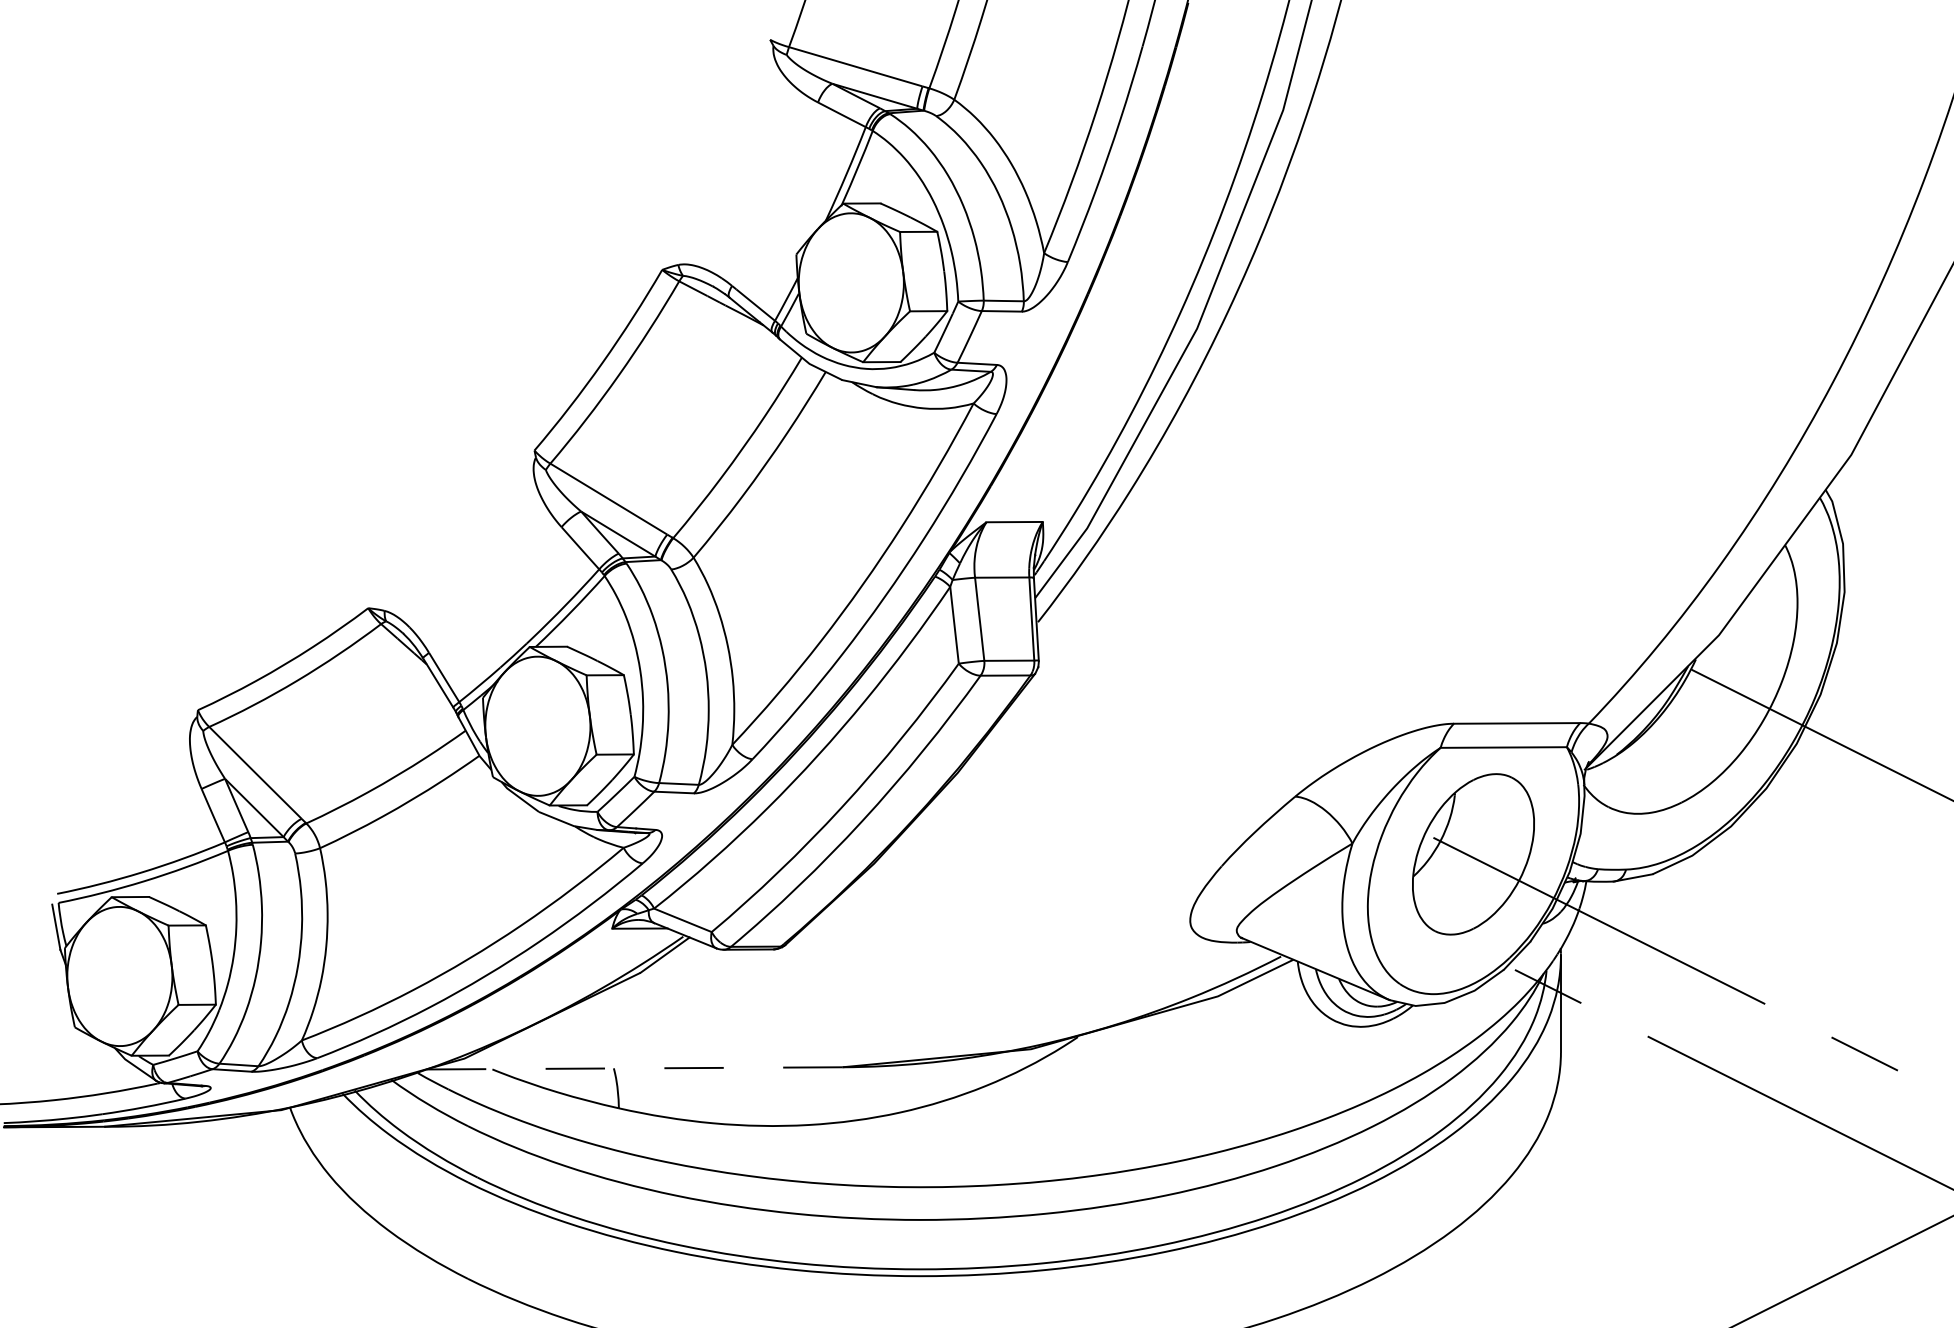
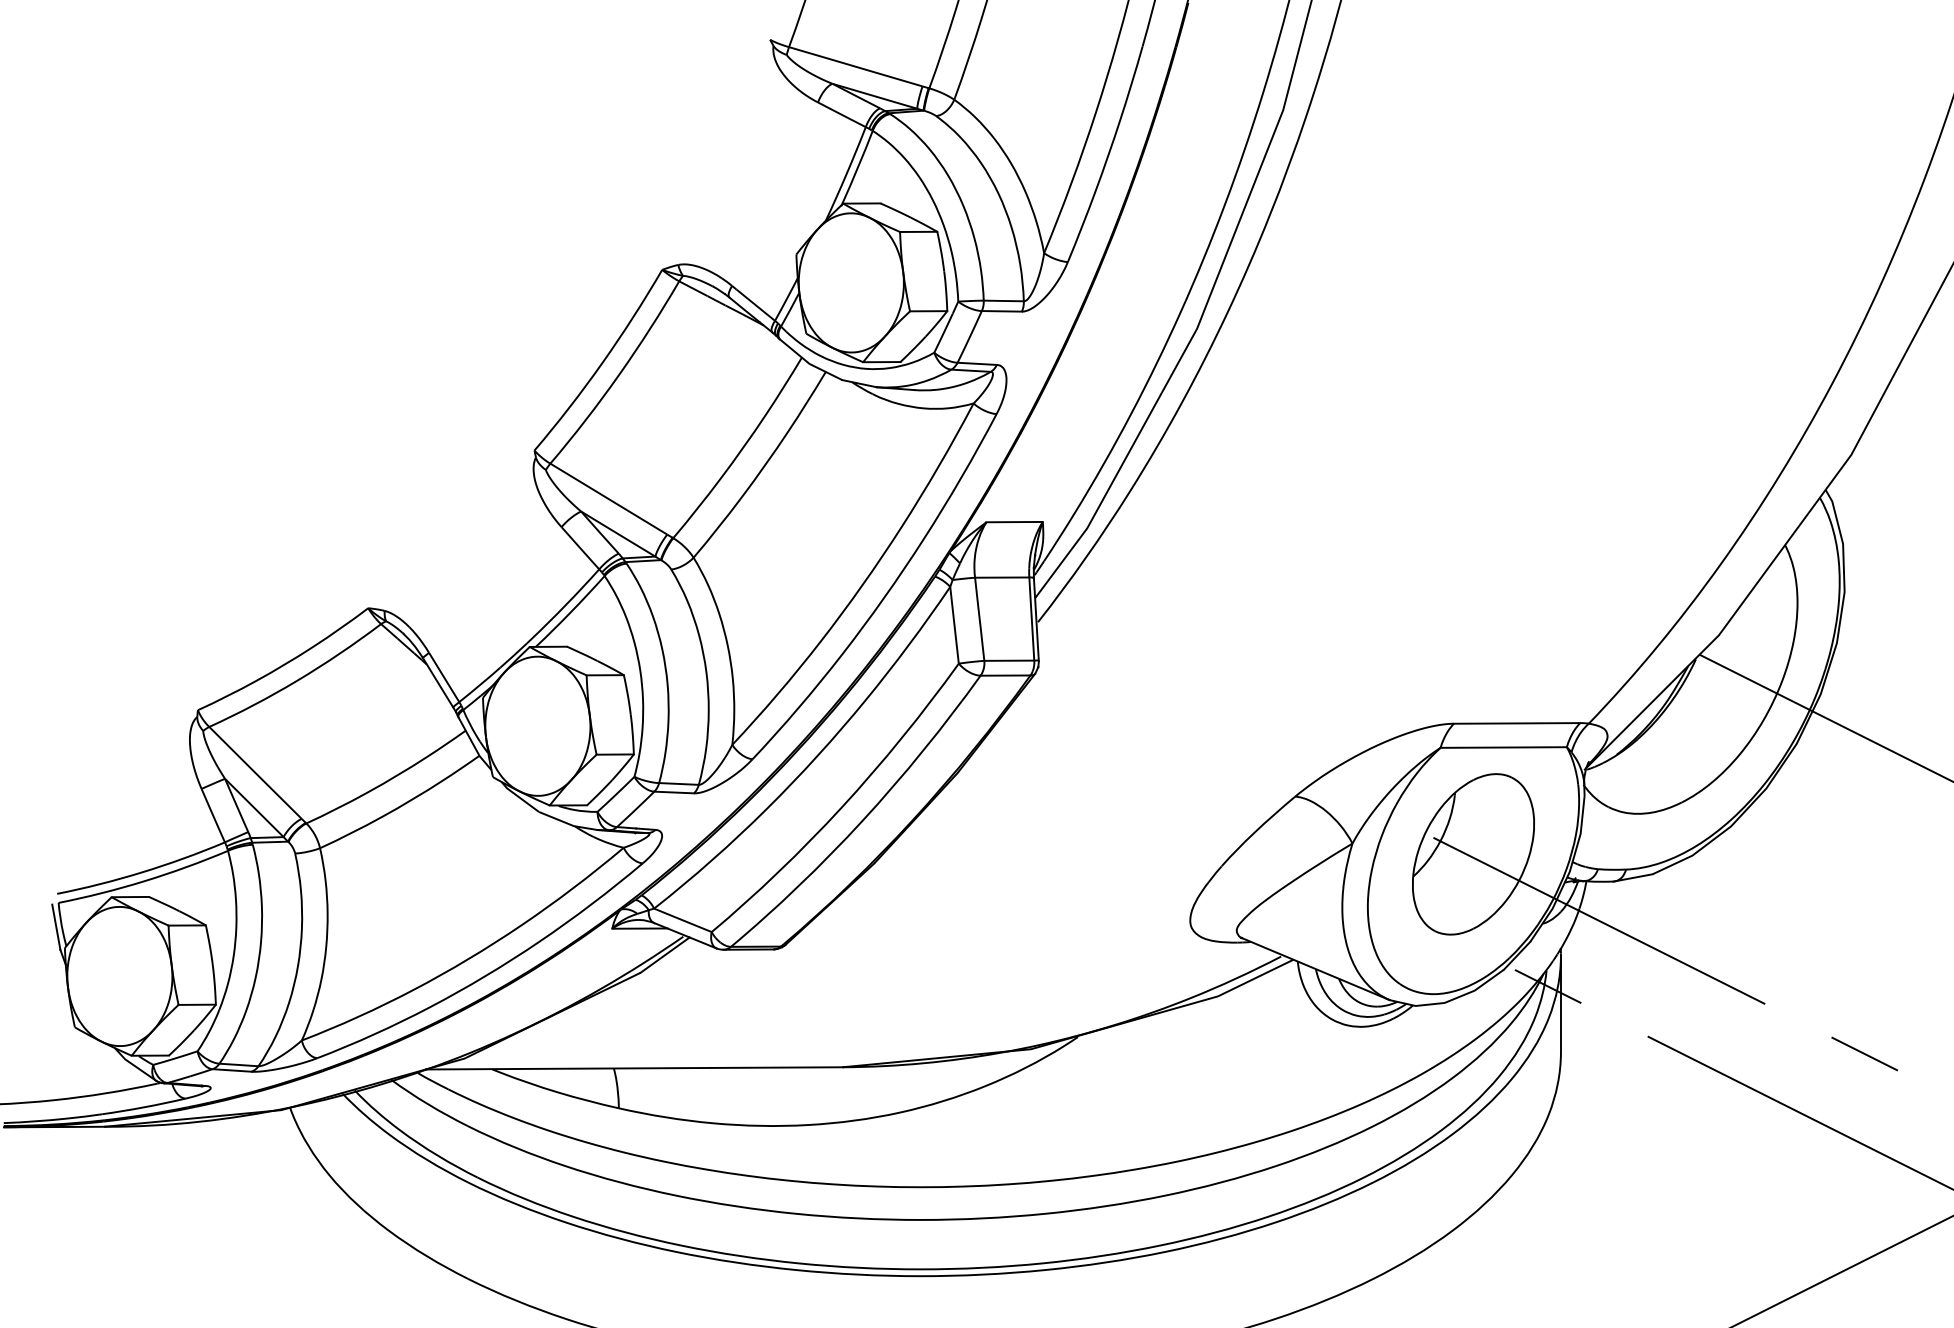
line position: (1820, 734) -> (1824, 717) (1824, 717)
line: dashed -> solid (633, 1068)
